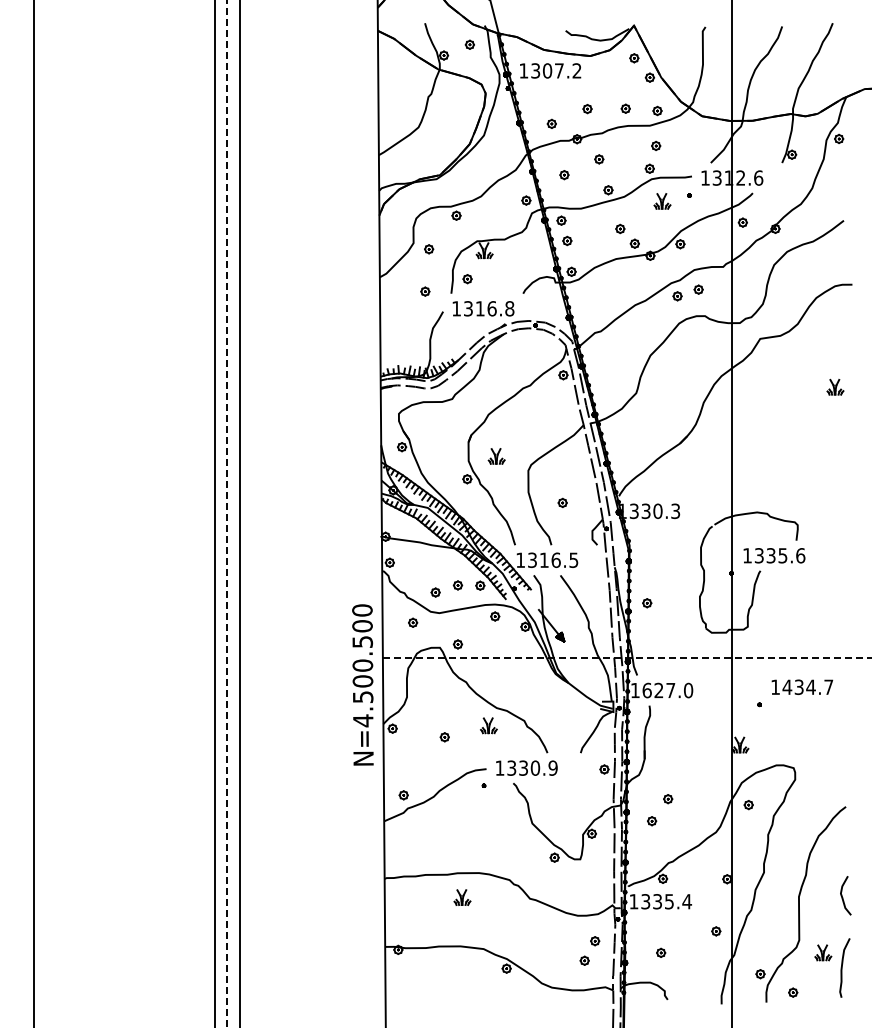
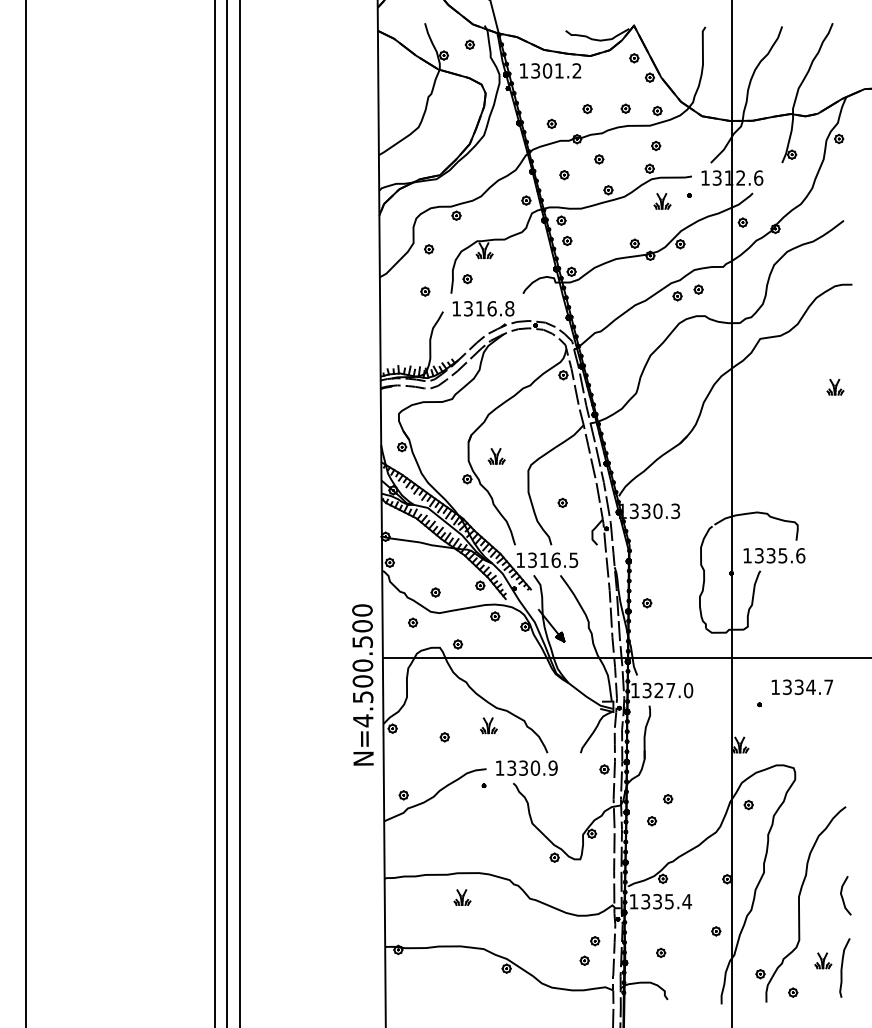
text: 1307.2 -> 1301.2 (559, 70)
part: present -> none (620, 228)
line position: (34, 513) -> (26, 513) (26, 513)
line: dashed -> solid (227, 514)
part: present -> none (457, 585)
line: dashed -> solid (627, 657)
text: 1434.7 -> 1334.7 (787, 687)
text: 1627.0 -> 1327.0 (646, 690)
part position: (823, 952) -> (823, 960) (823, 960)
